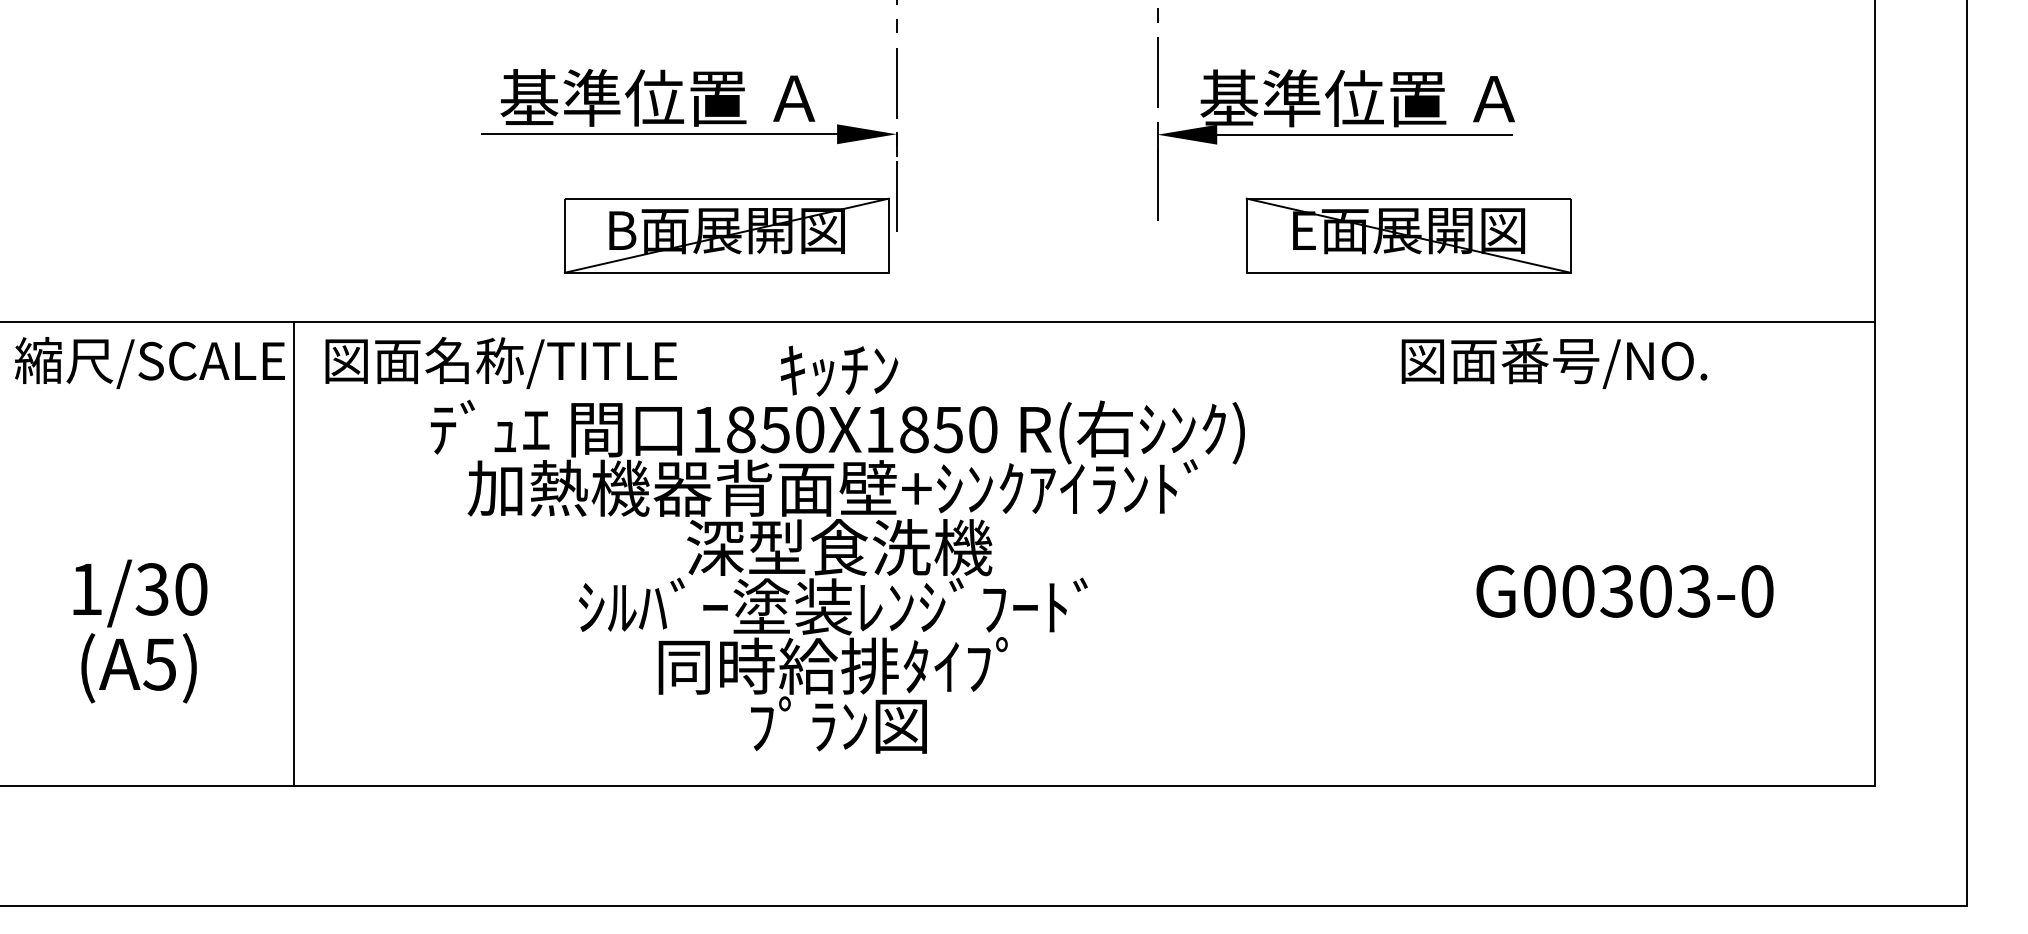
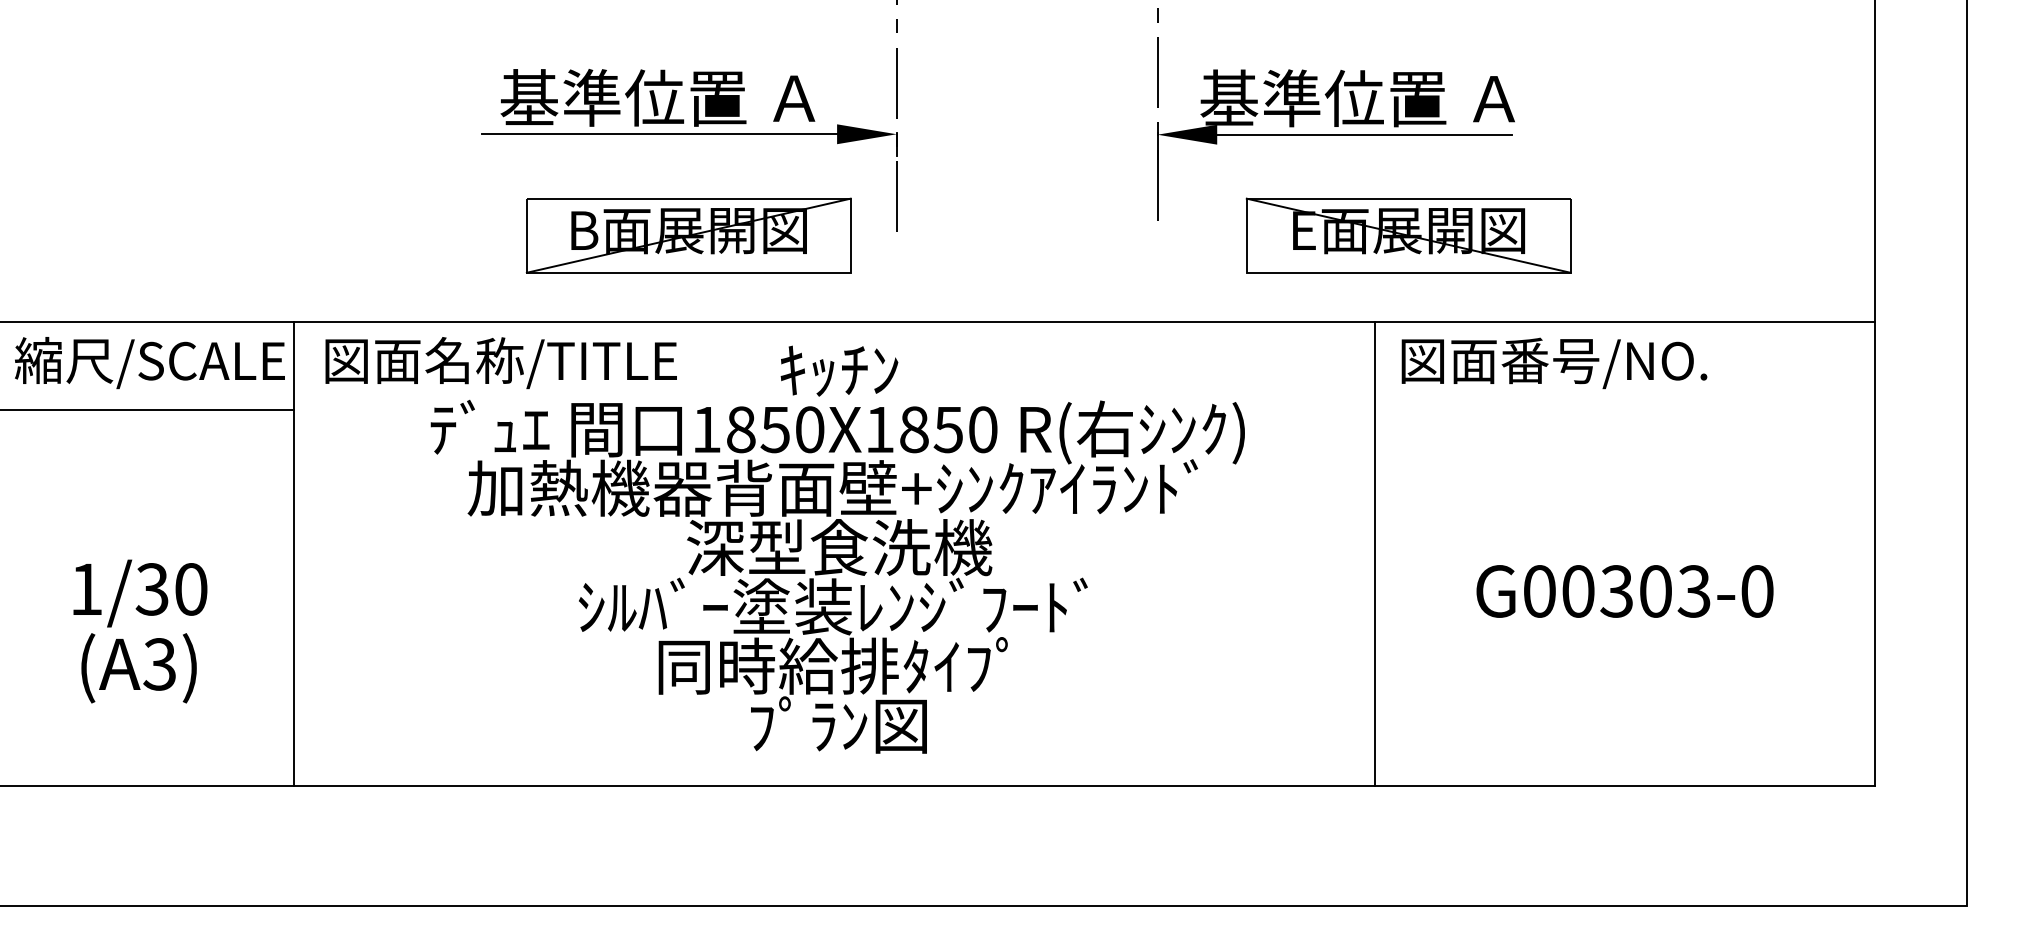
part position: (726, 235) -> (688, 235) (688, 235)
line: none -> present (148, 409)
line: none -> present (1374, 554)
text: (A5) -> (A3) (159, 664)
